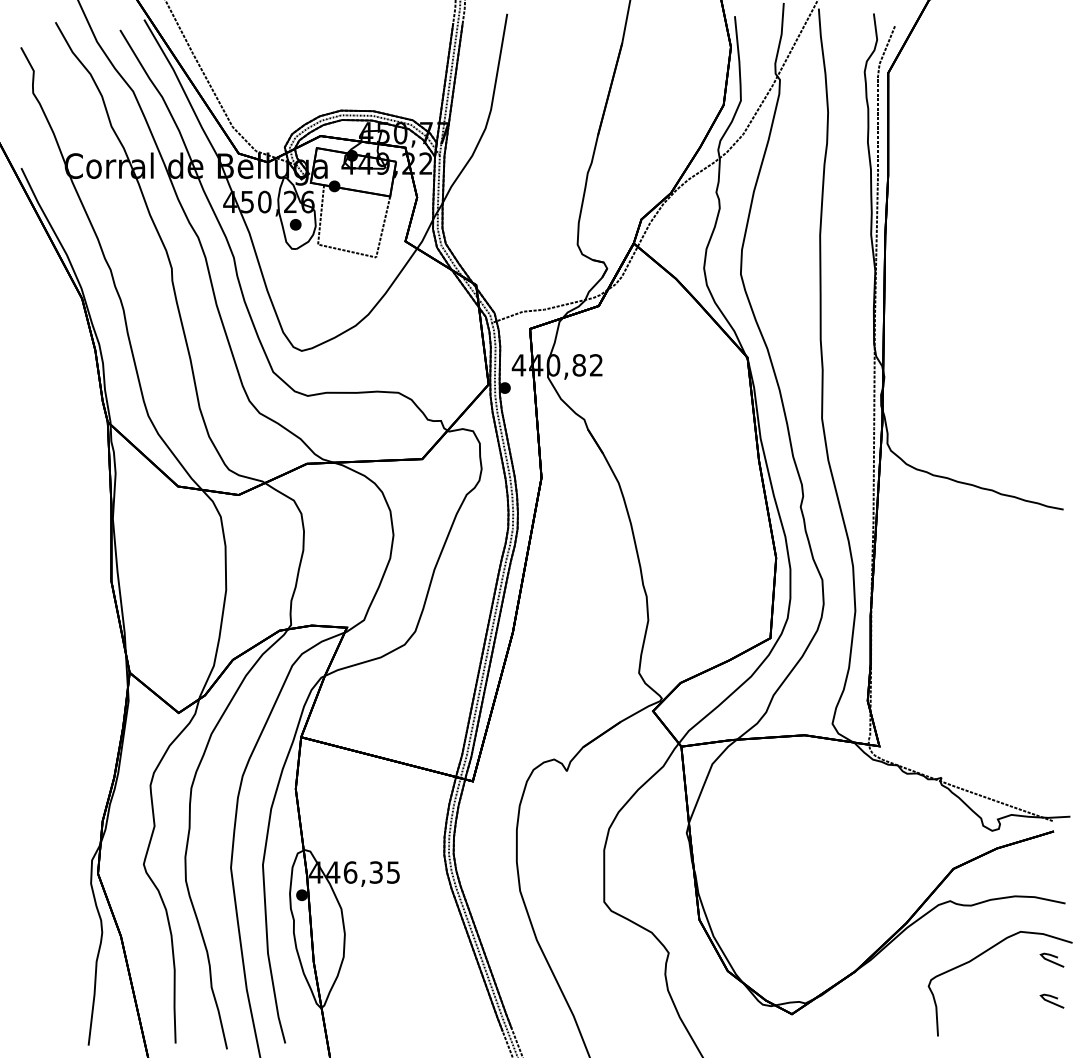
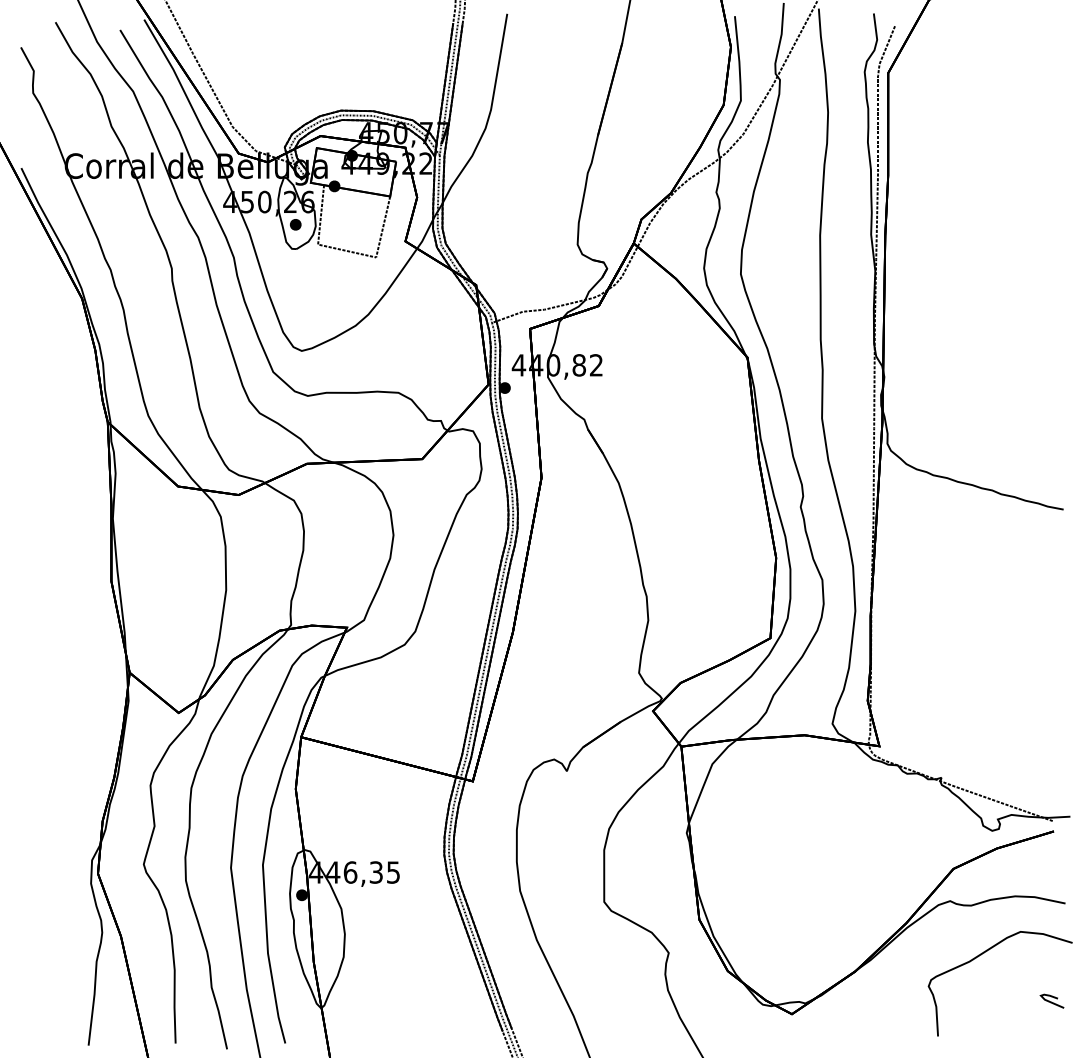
curve: present -> none (1051, 960)
